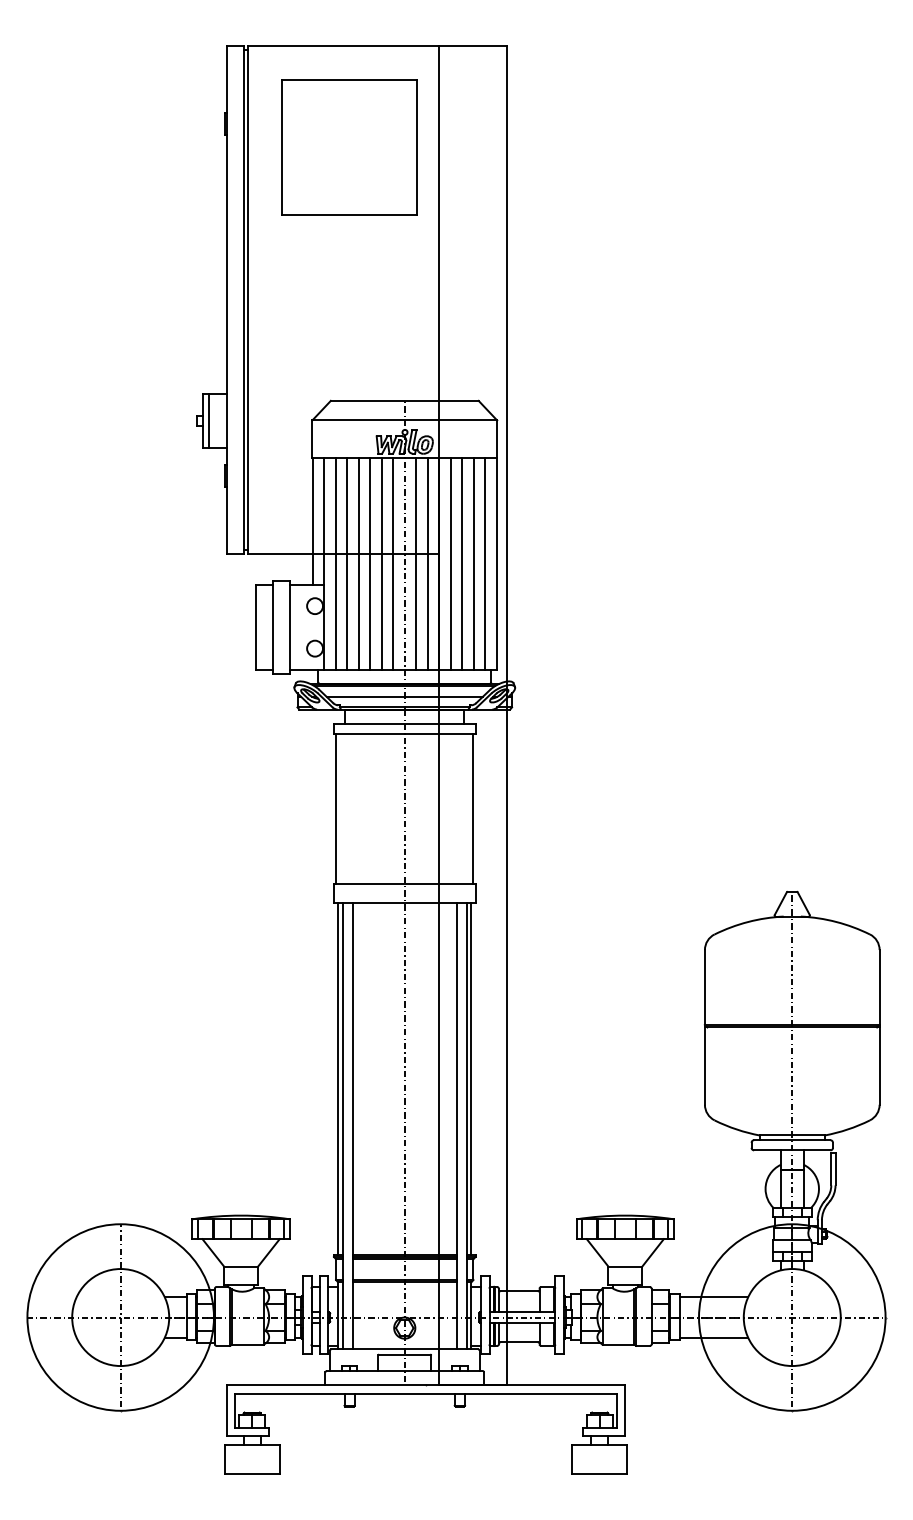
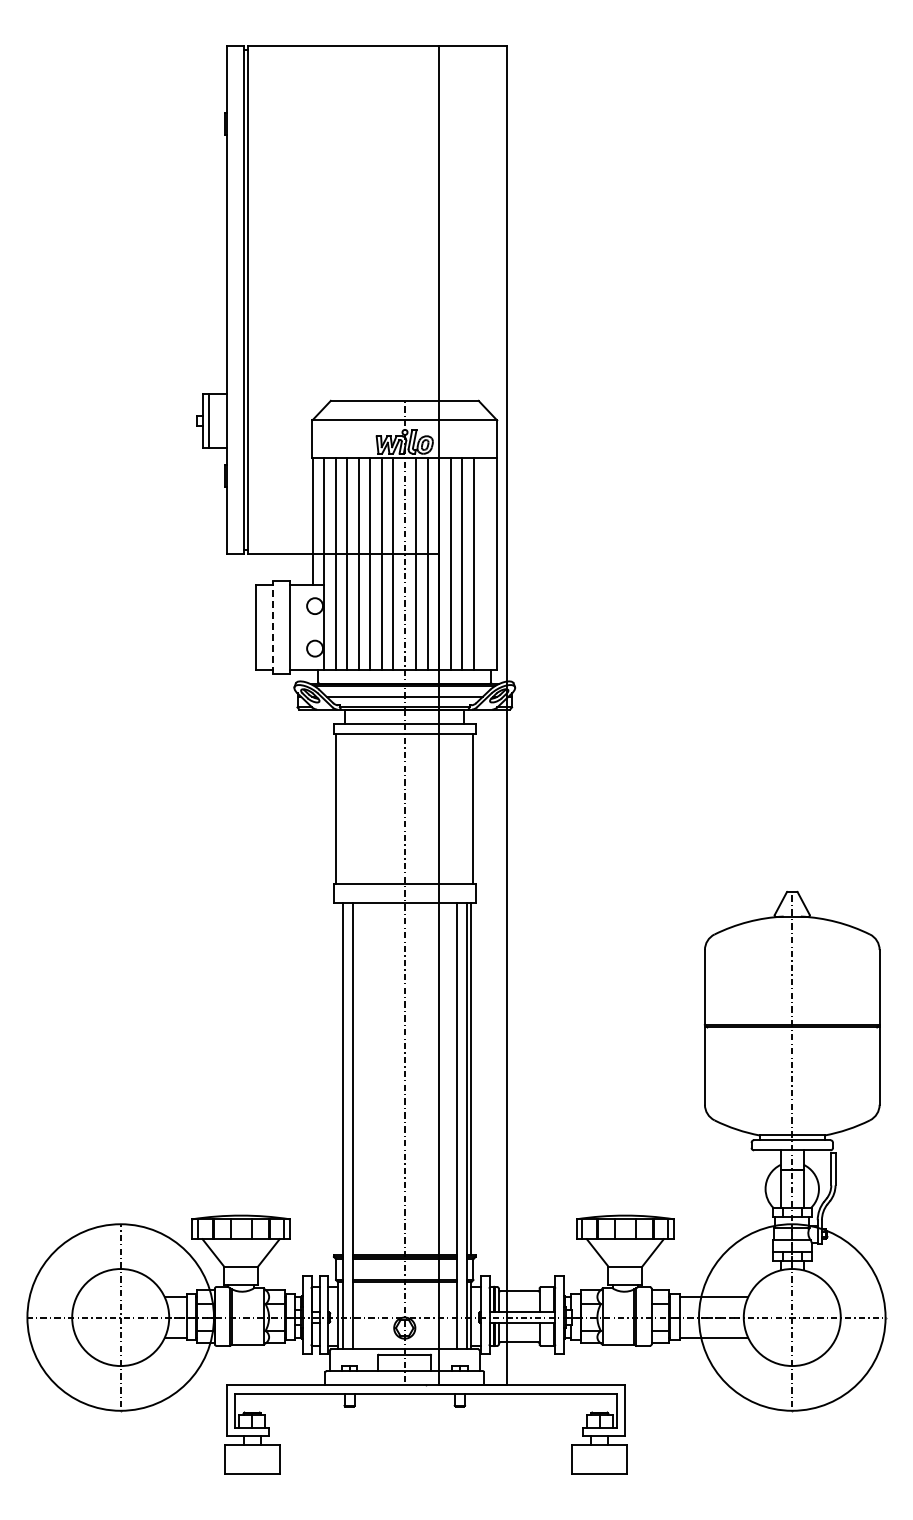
part: present -> none (349, 147)
line: present -> none (485, 563)
line: solid -> dashed (273, 627)
line: present -> none (338, 1078)
